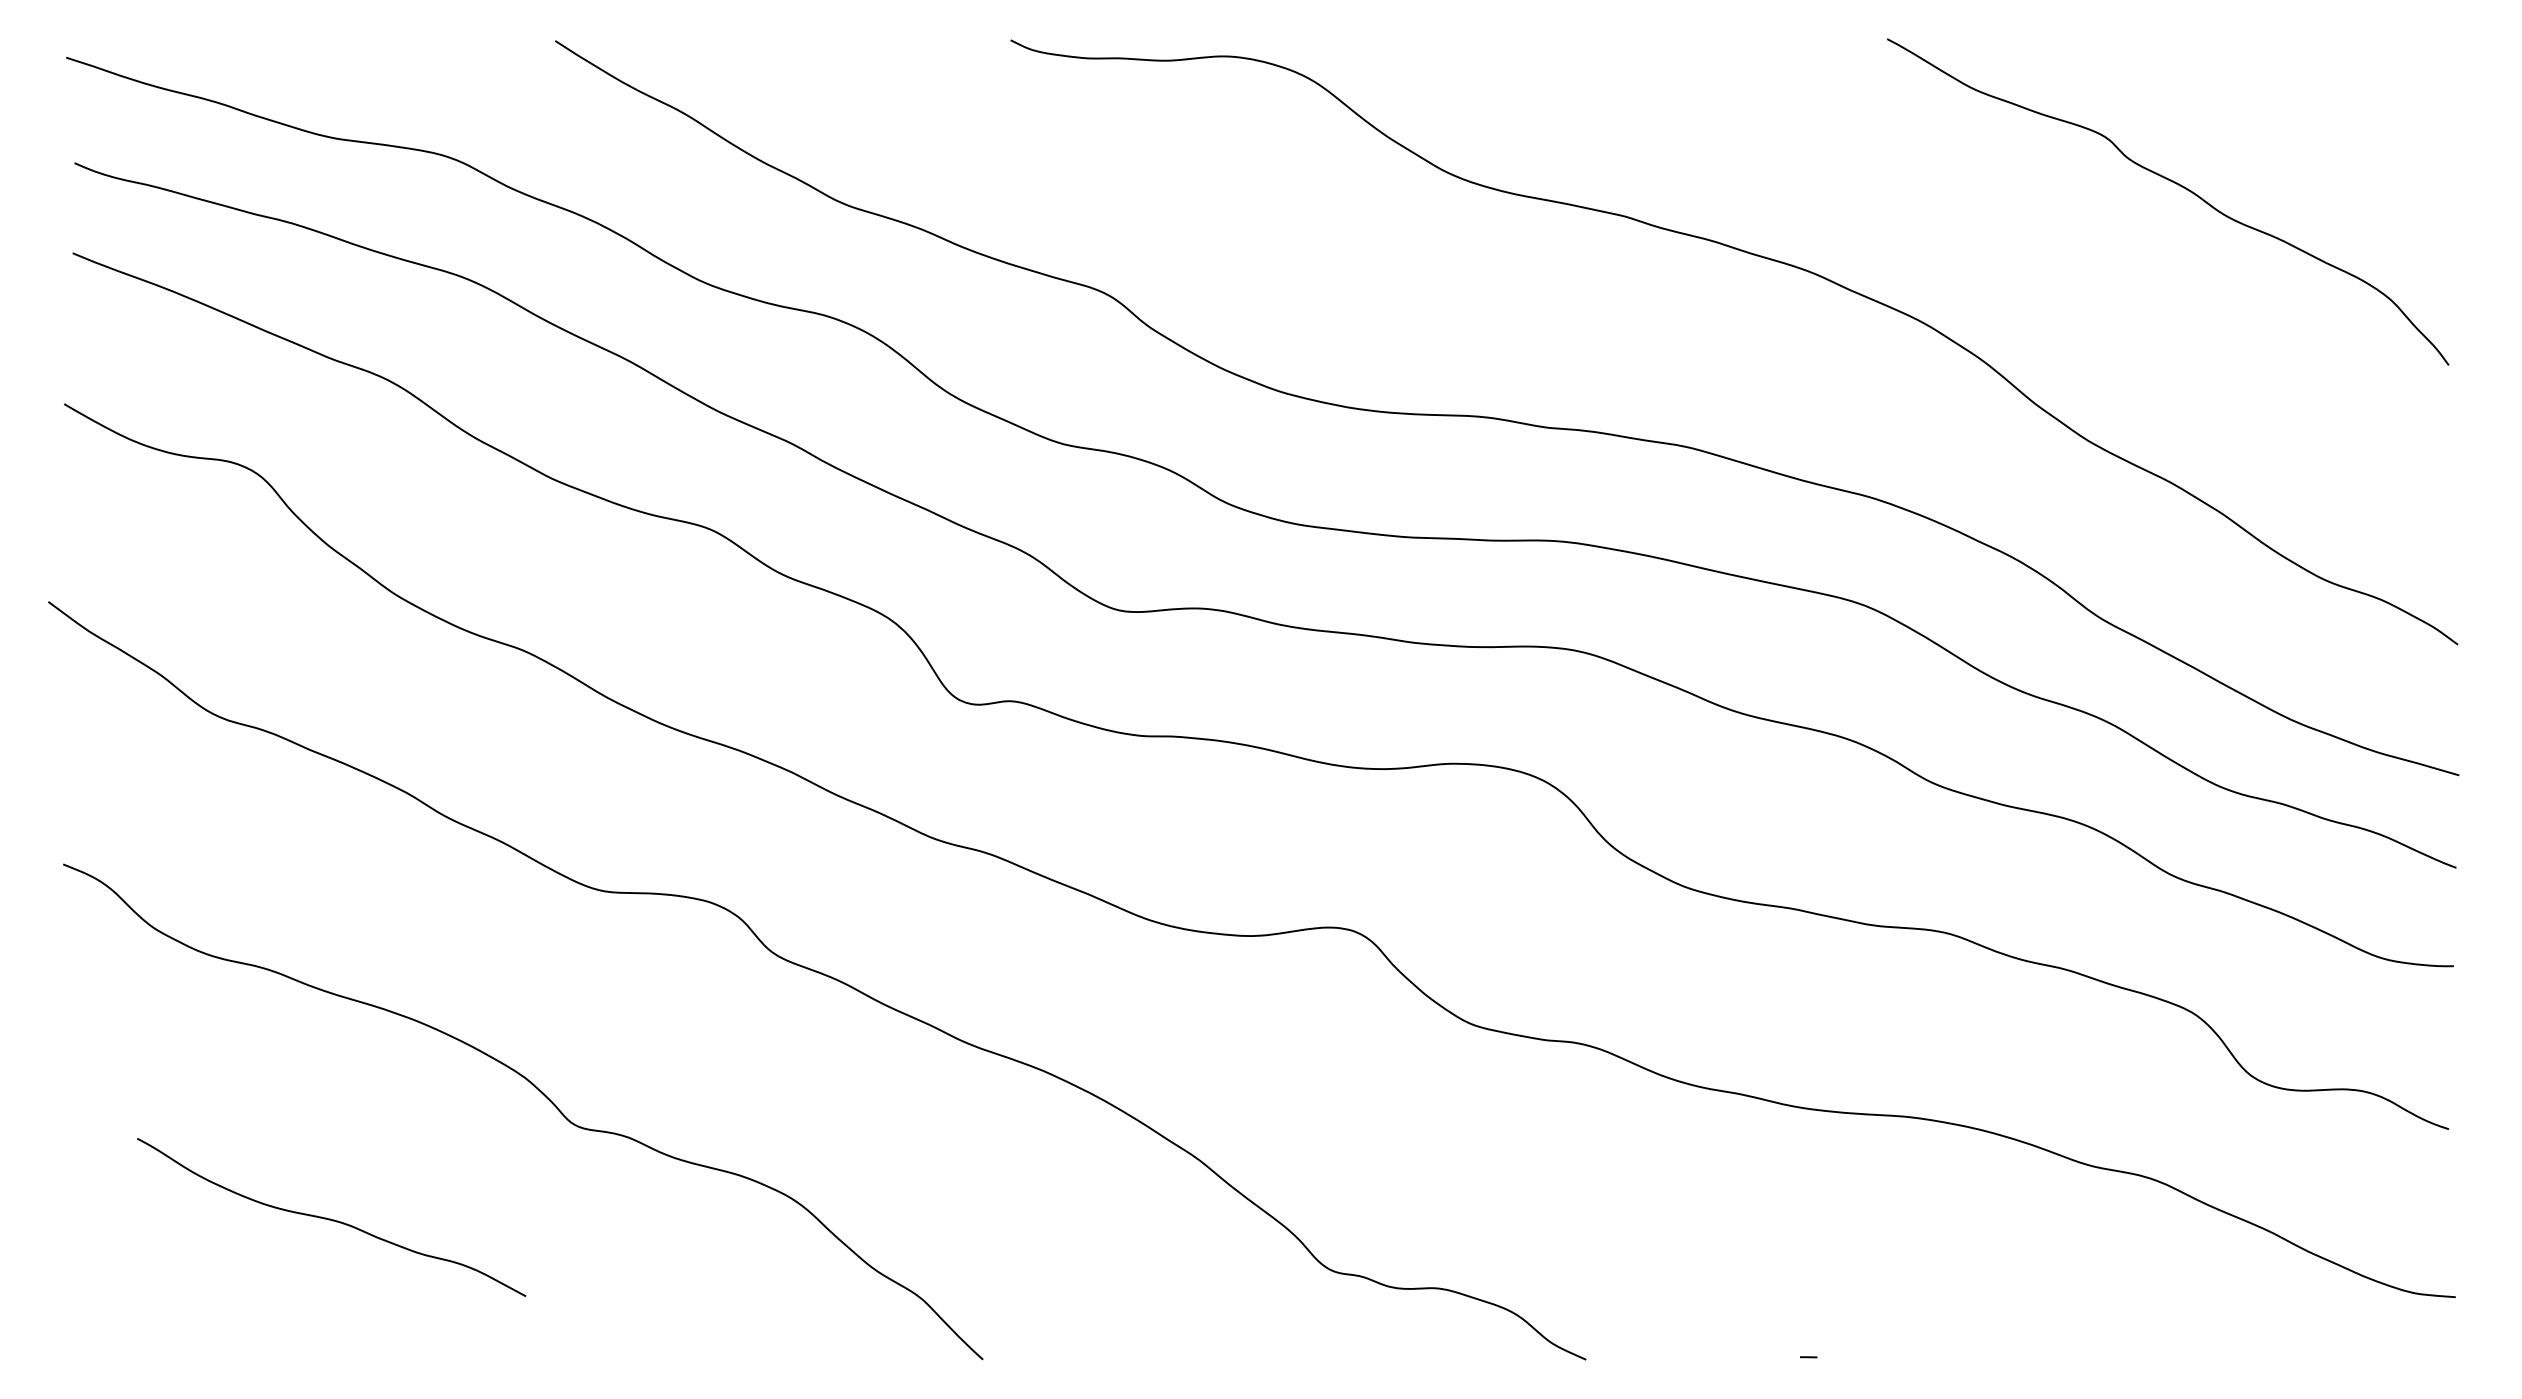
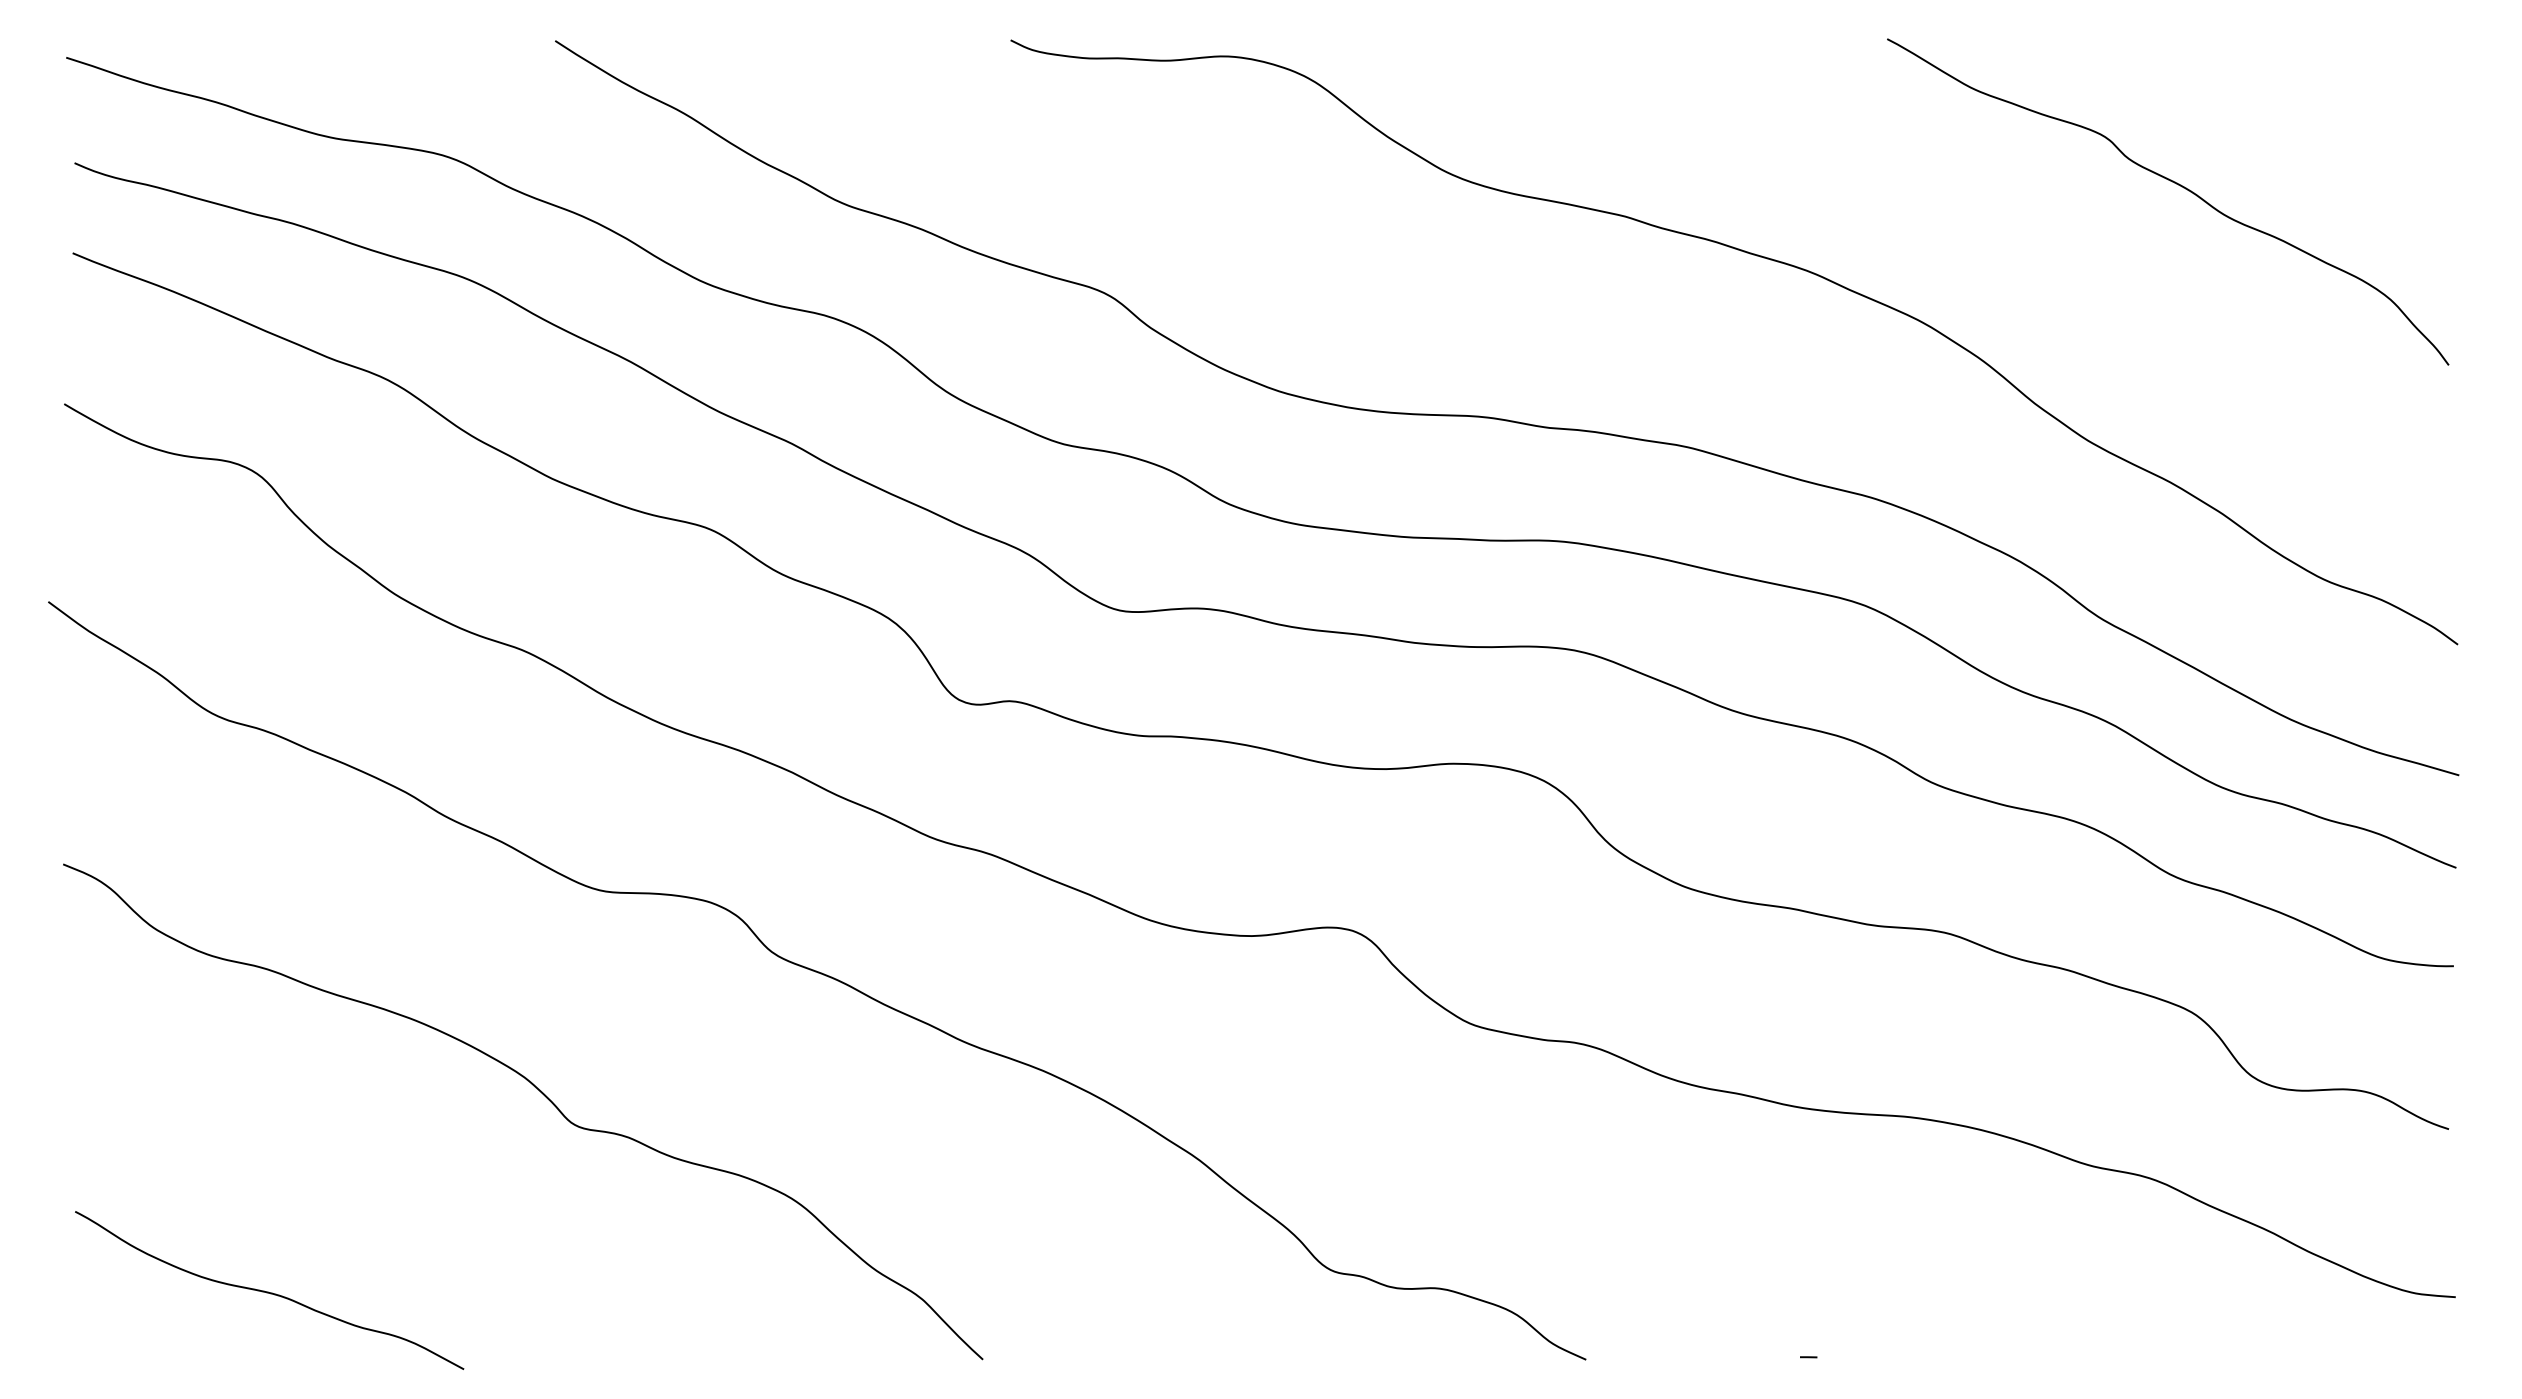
curve position: (330, 1218) -> (268, 1291) (268, 1291)
